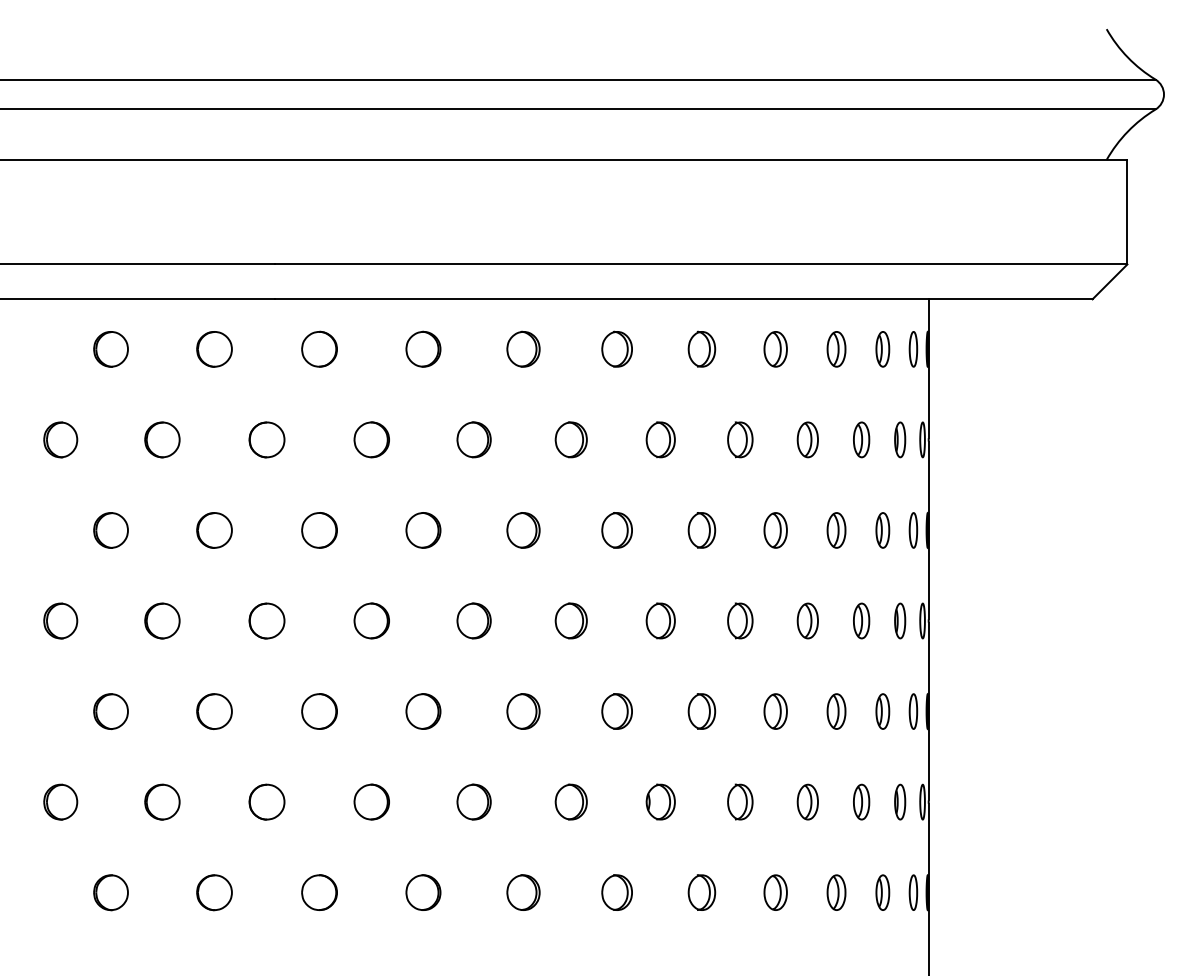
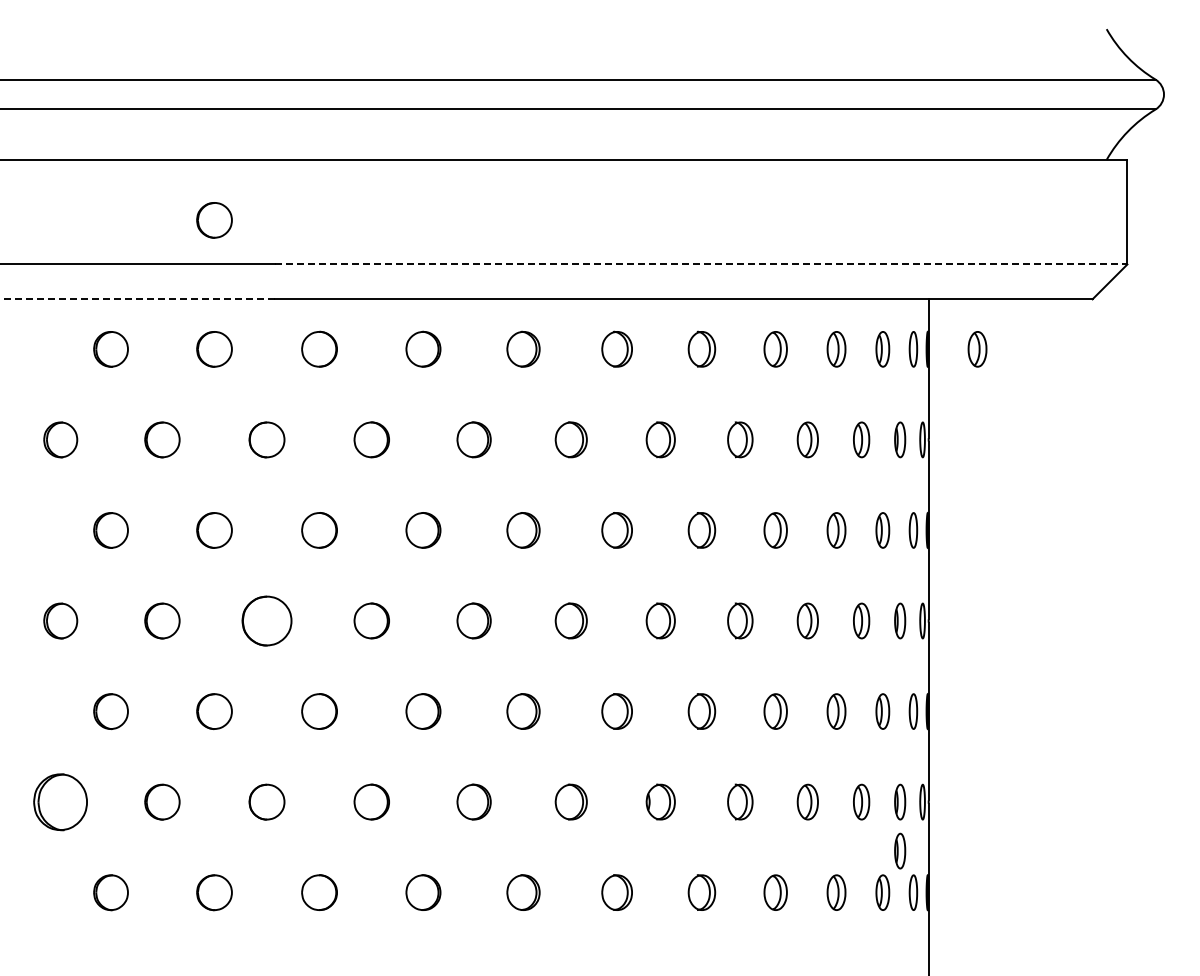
part: none -> present (214, 220)
line: solid -> dashed (701, 264)
line: solid -> dashed (137, 299)
part: none -> present (977, 349)
part size: 38x38 px -> 52x52 px (266, 620)
part size: 36x38 px -> 55x59 px (60, 802)
part: none -> present (900, 850)
